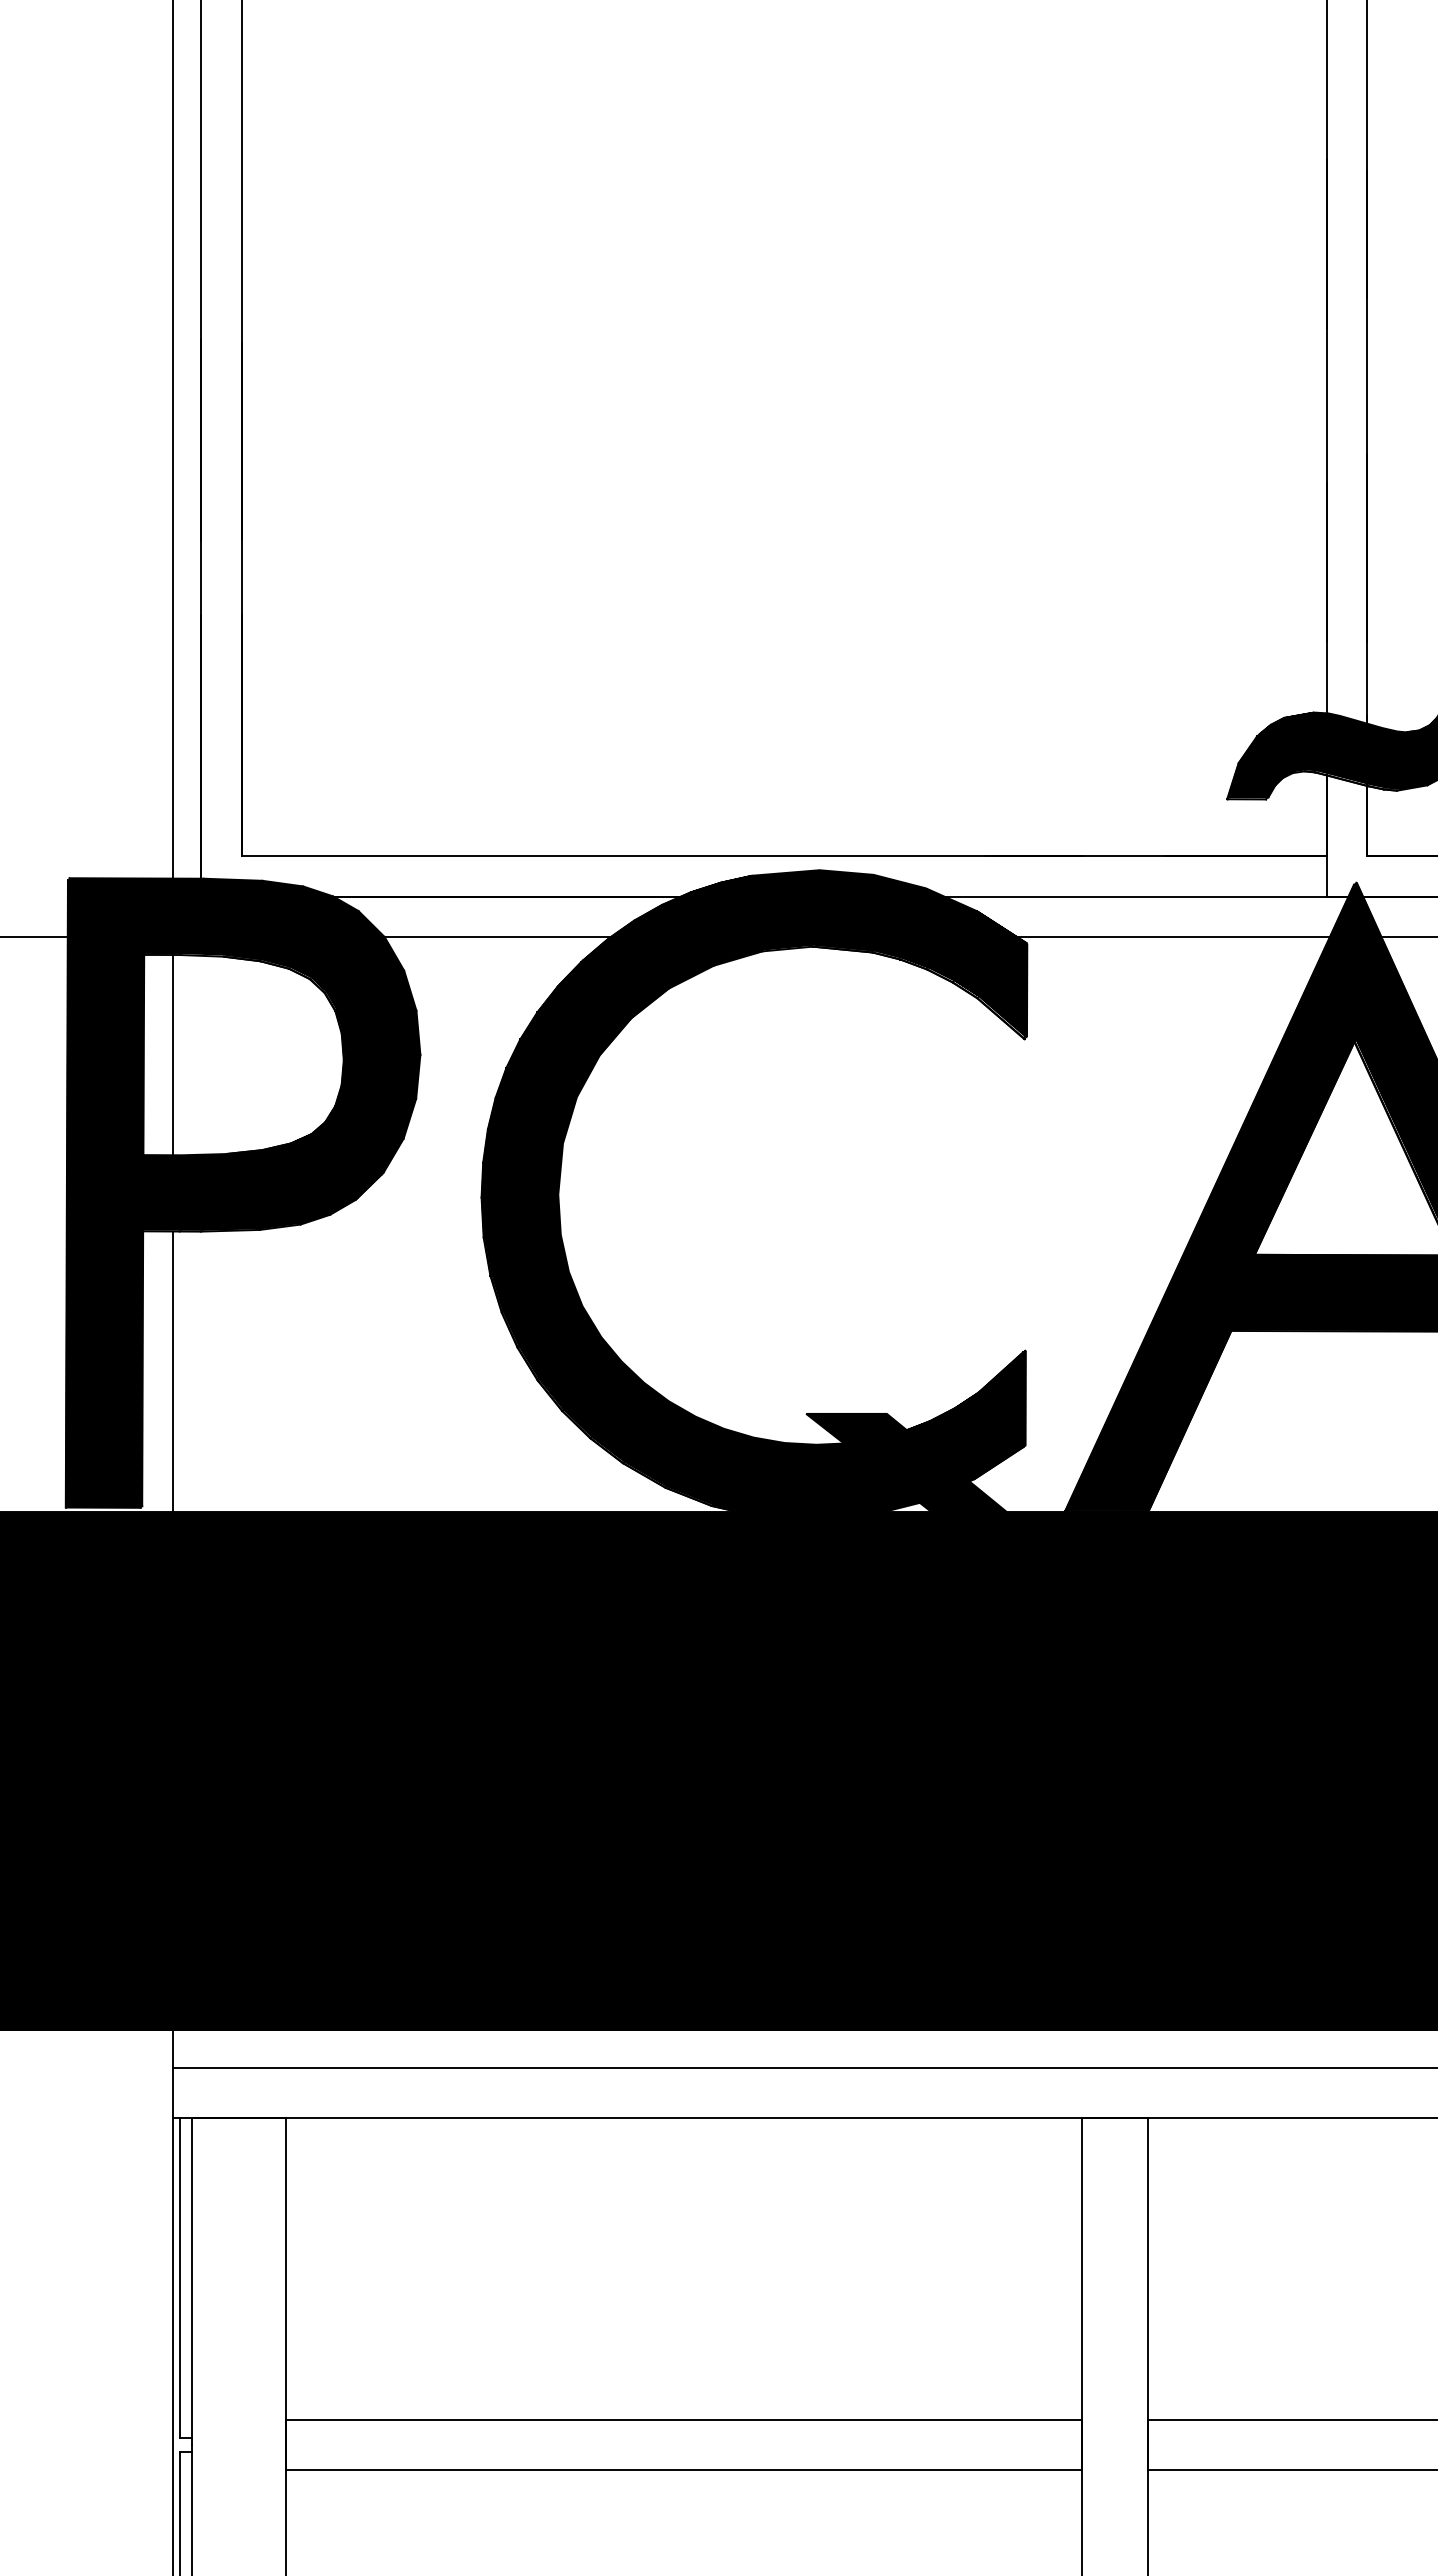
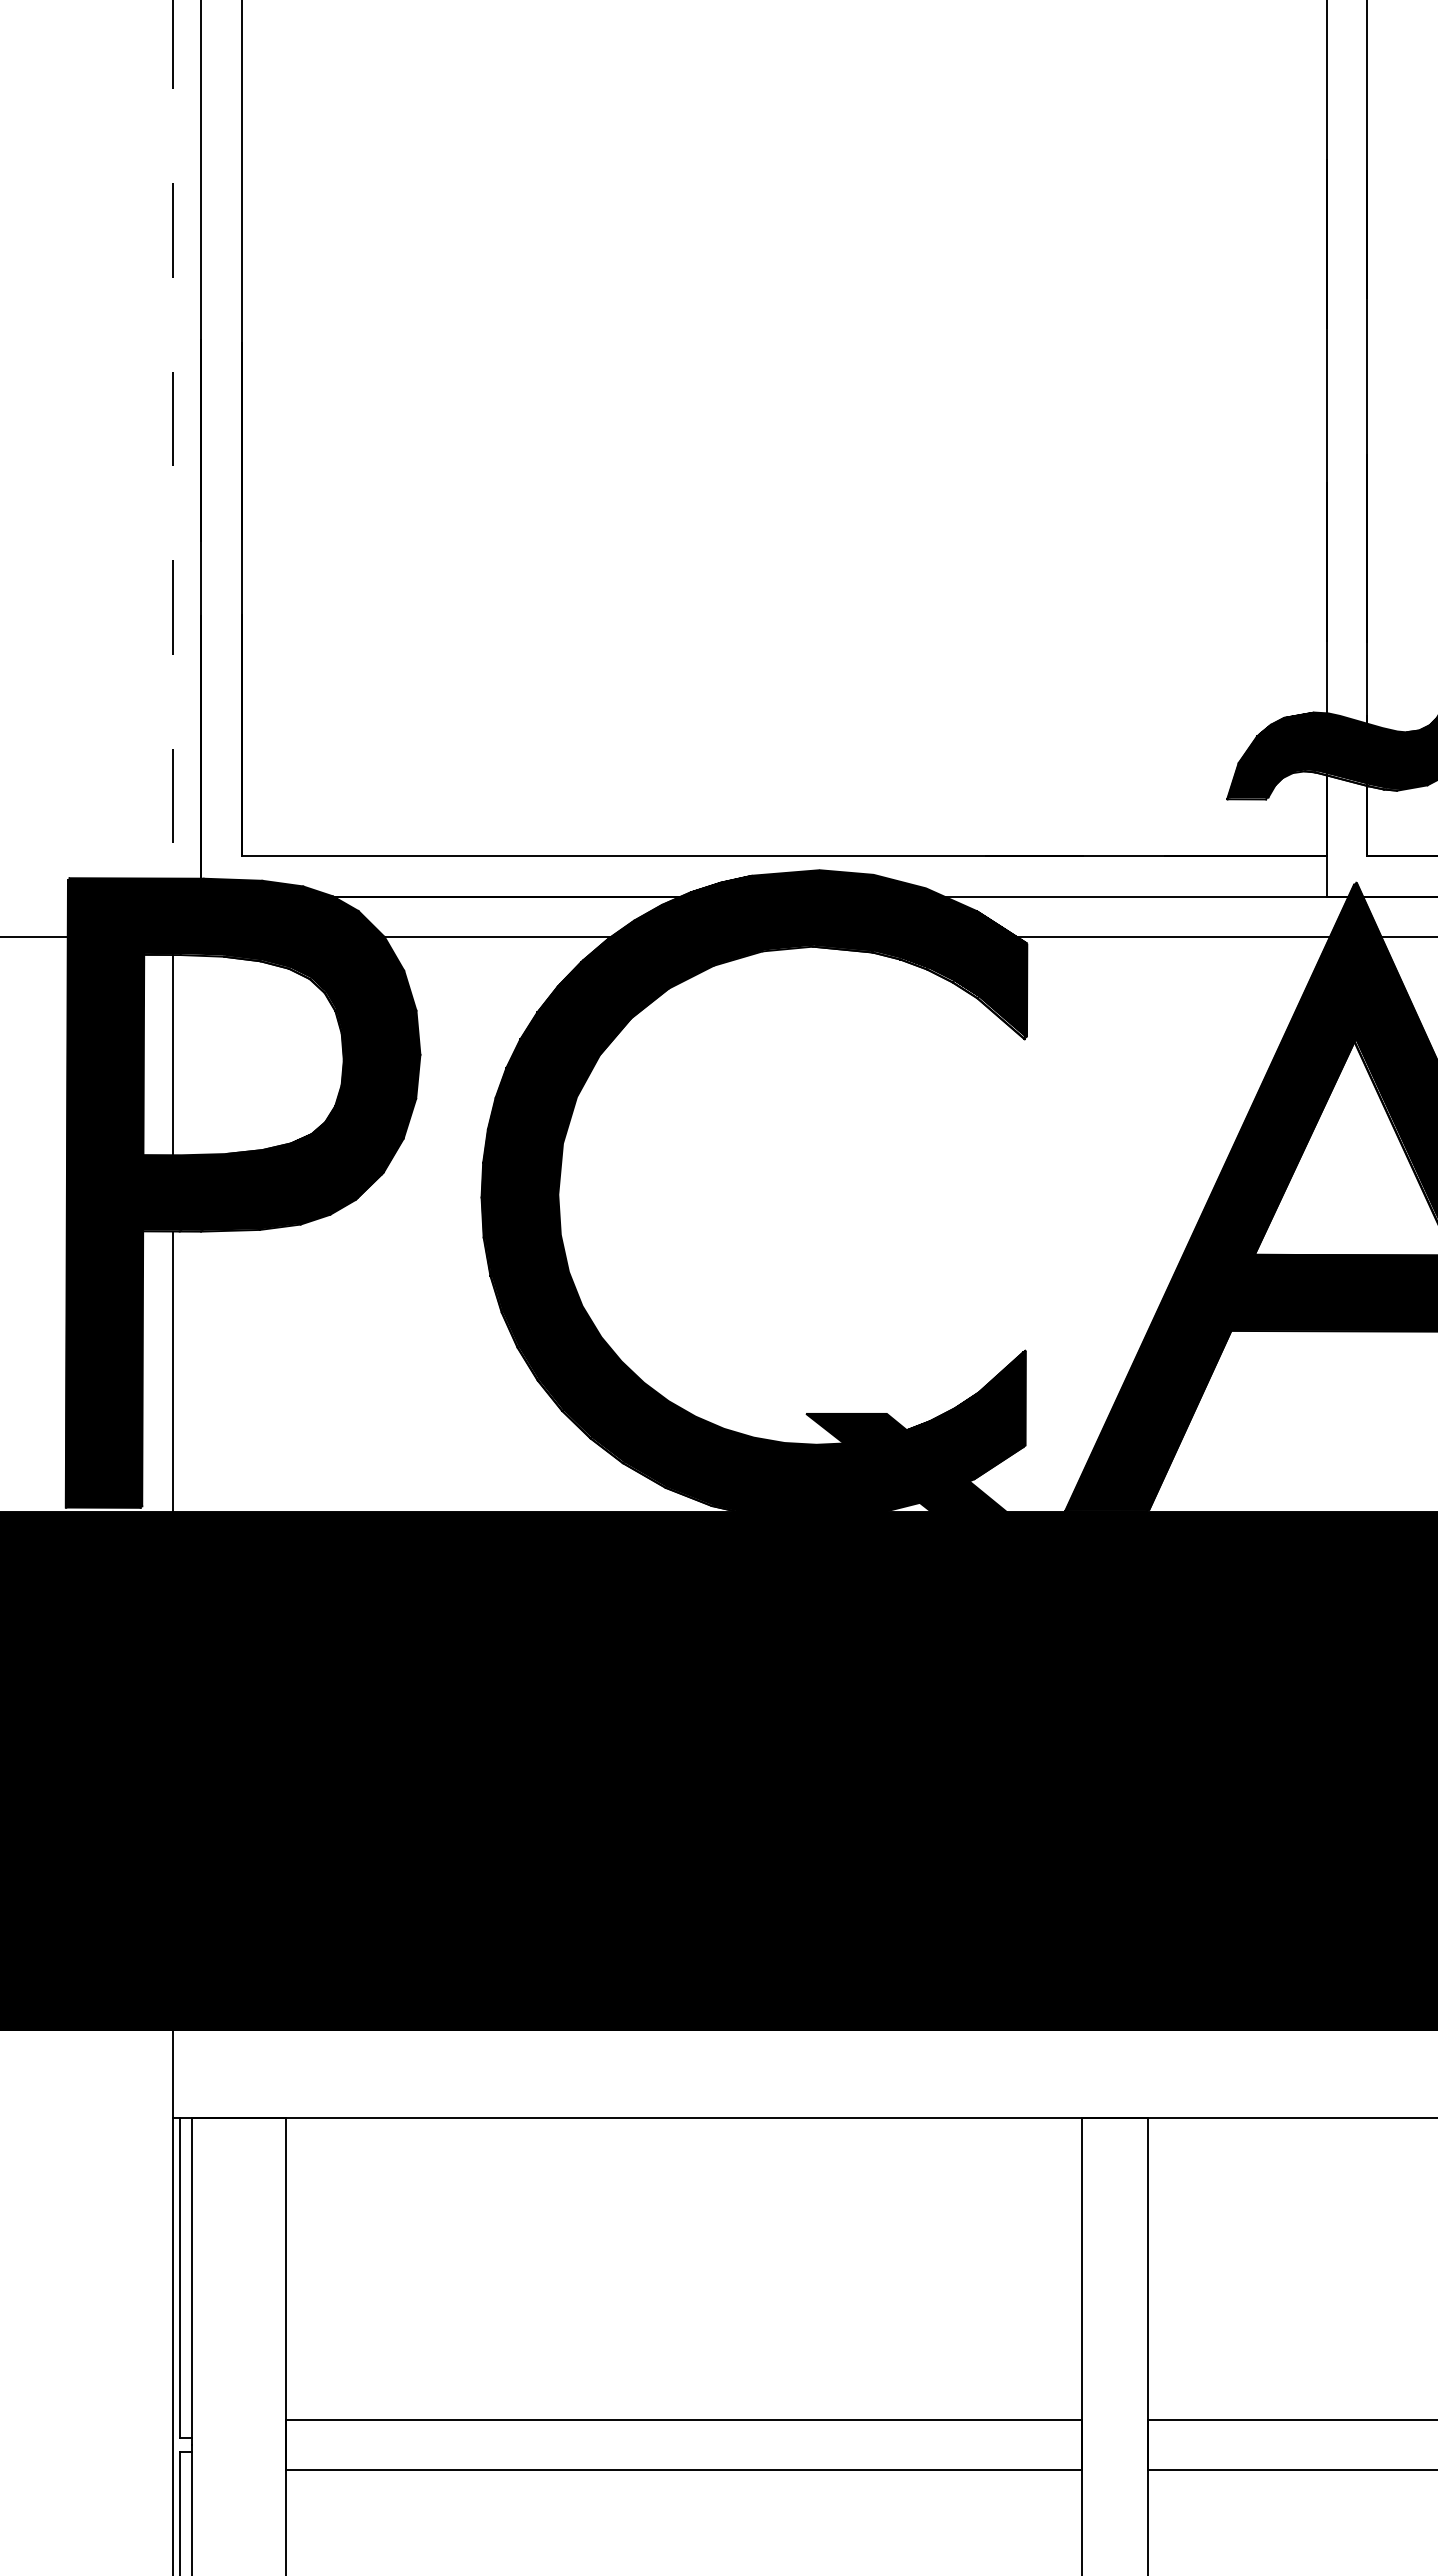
line: solid -> dashed (172, 469)
line: present -> none (803, 2068)
